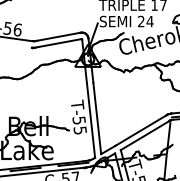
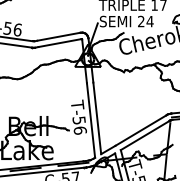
line: none -> present (16, 45)
text: T-55 -> T-56 (79, 130)
